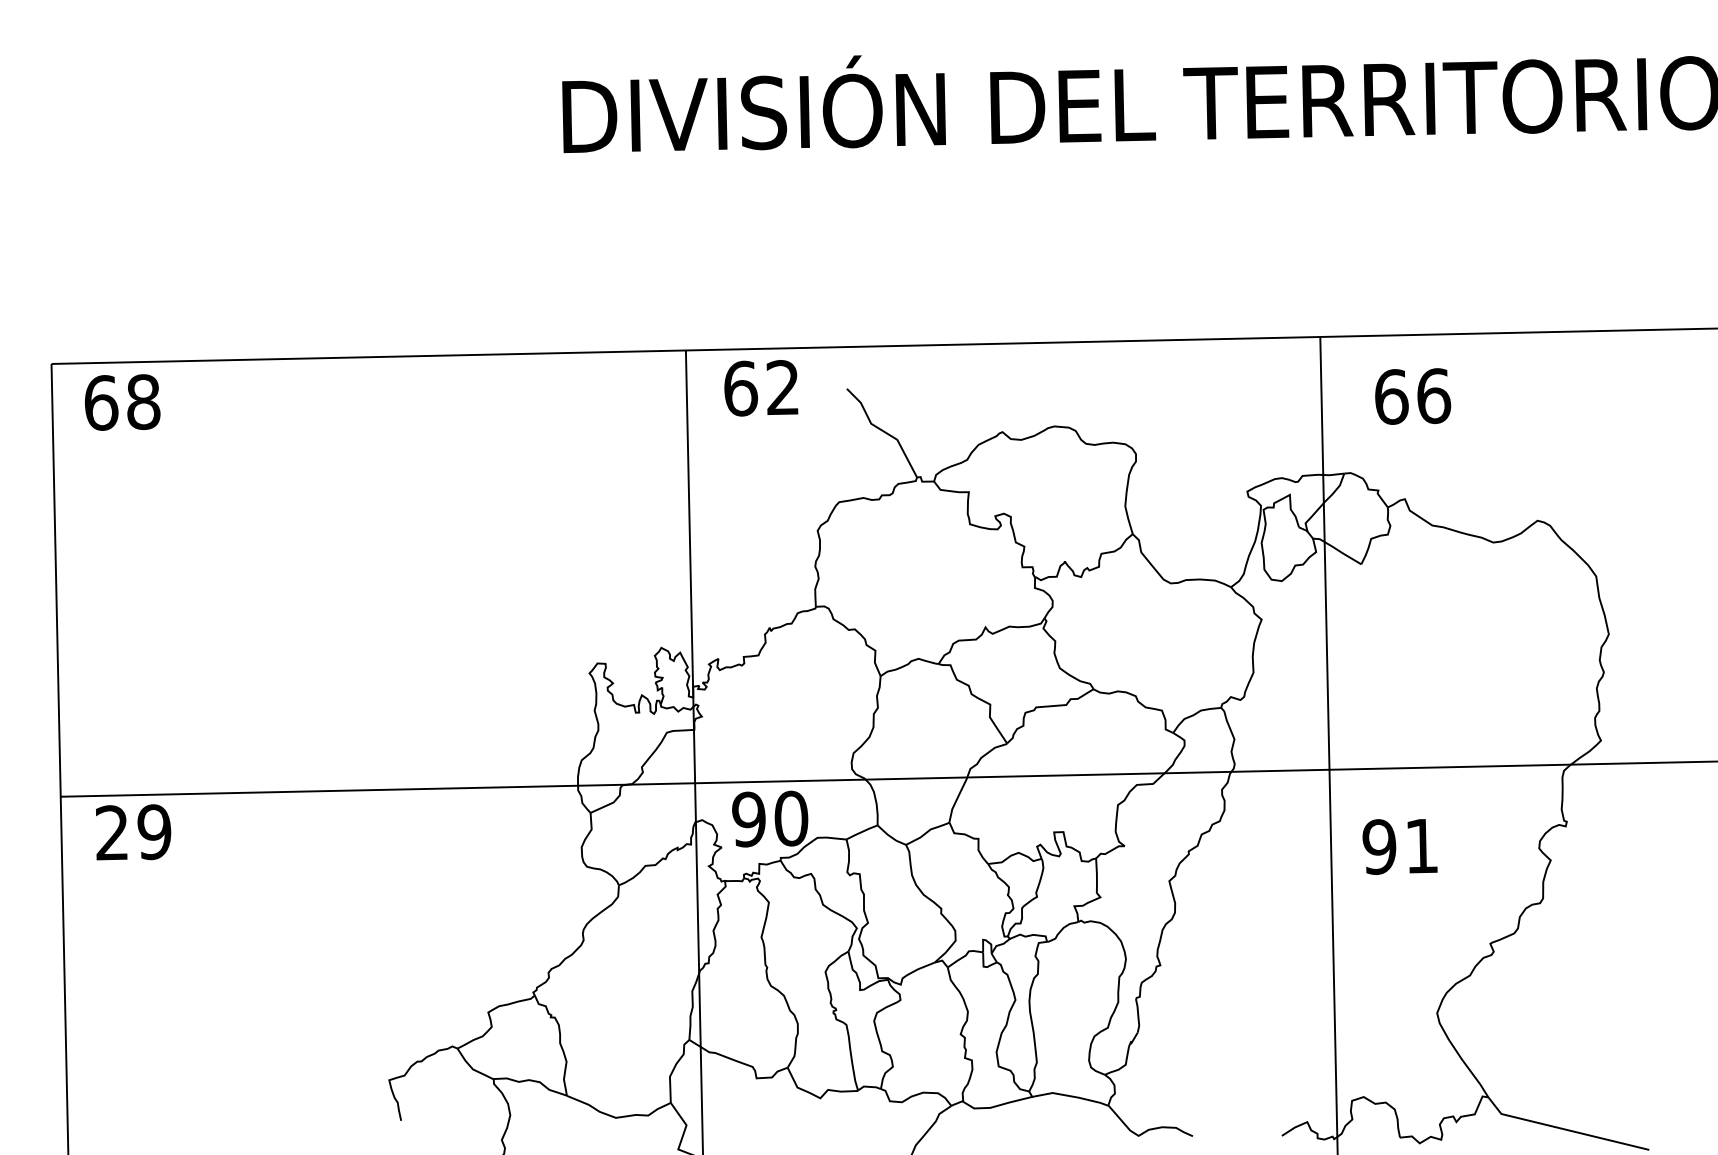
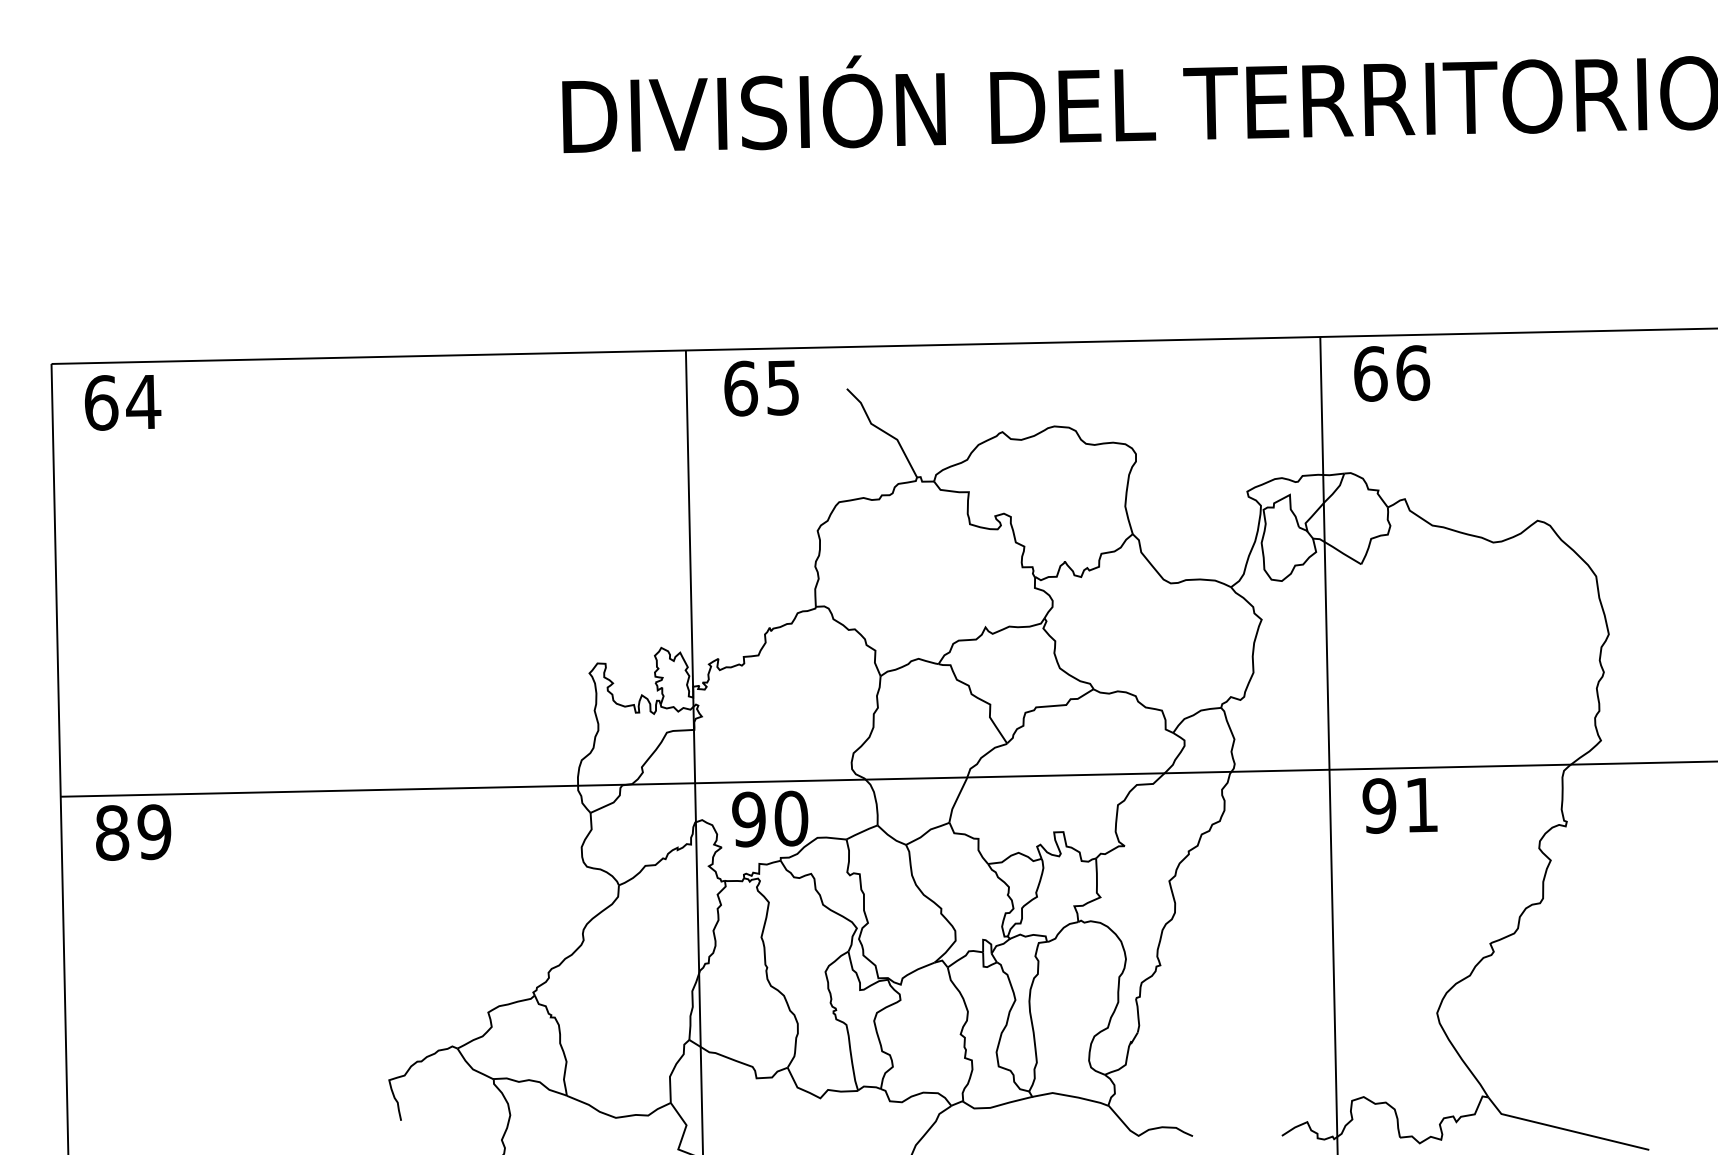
text: 62 -> 65 (782, 387)
text position: (1413, 396) -> (1392, 373) (1392, 373)
text: 68 -> 64 (143, 402)
text: 29 -> 89 (112, 832)
text position: (1399, 846) -> (1399, 805) (1399, 805)
